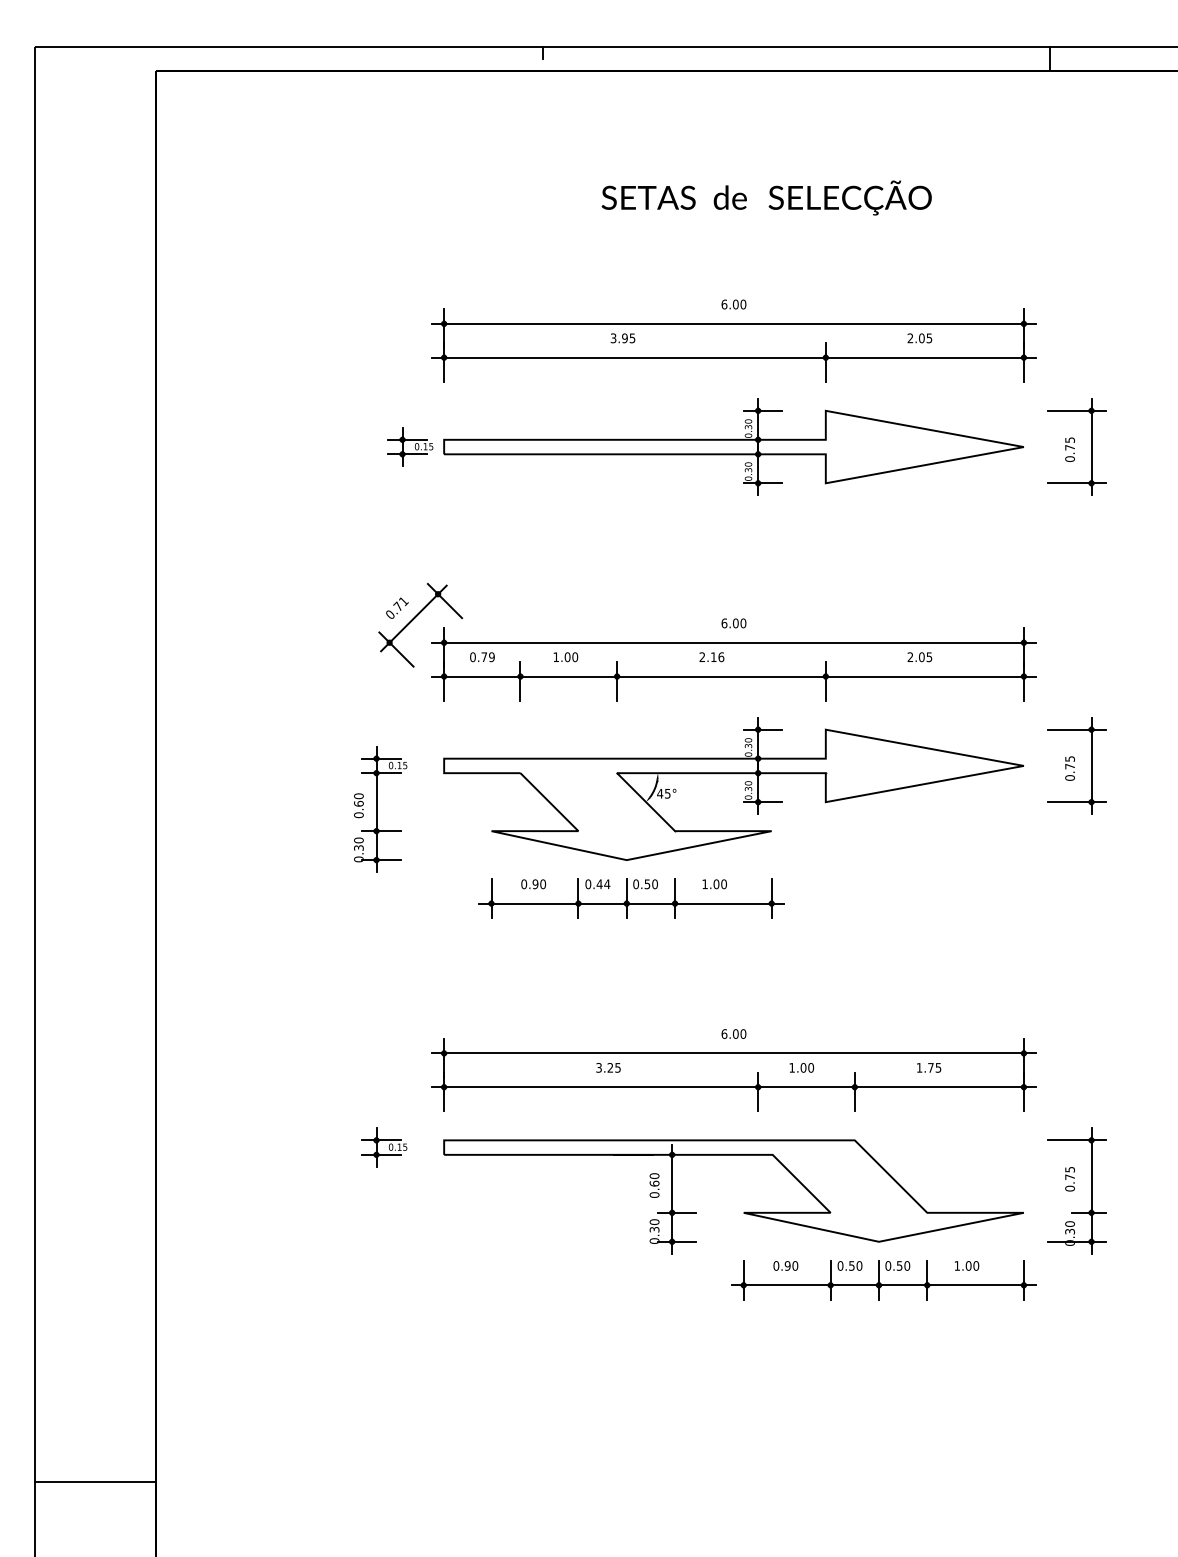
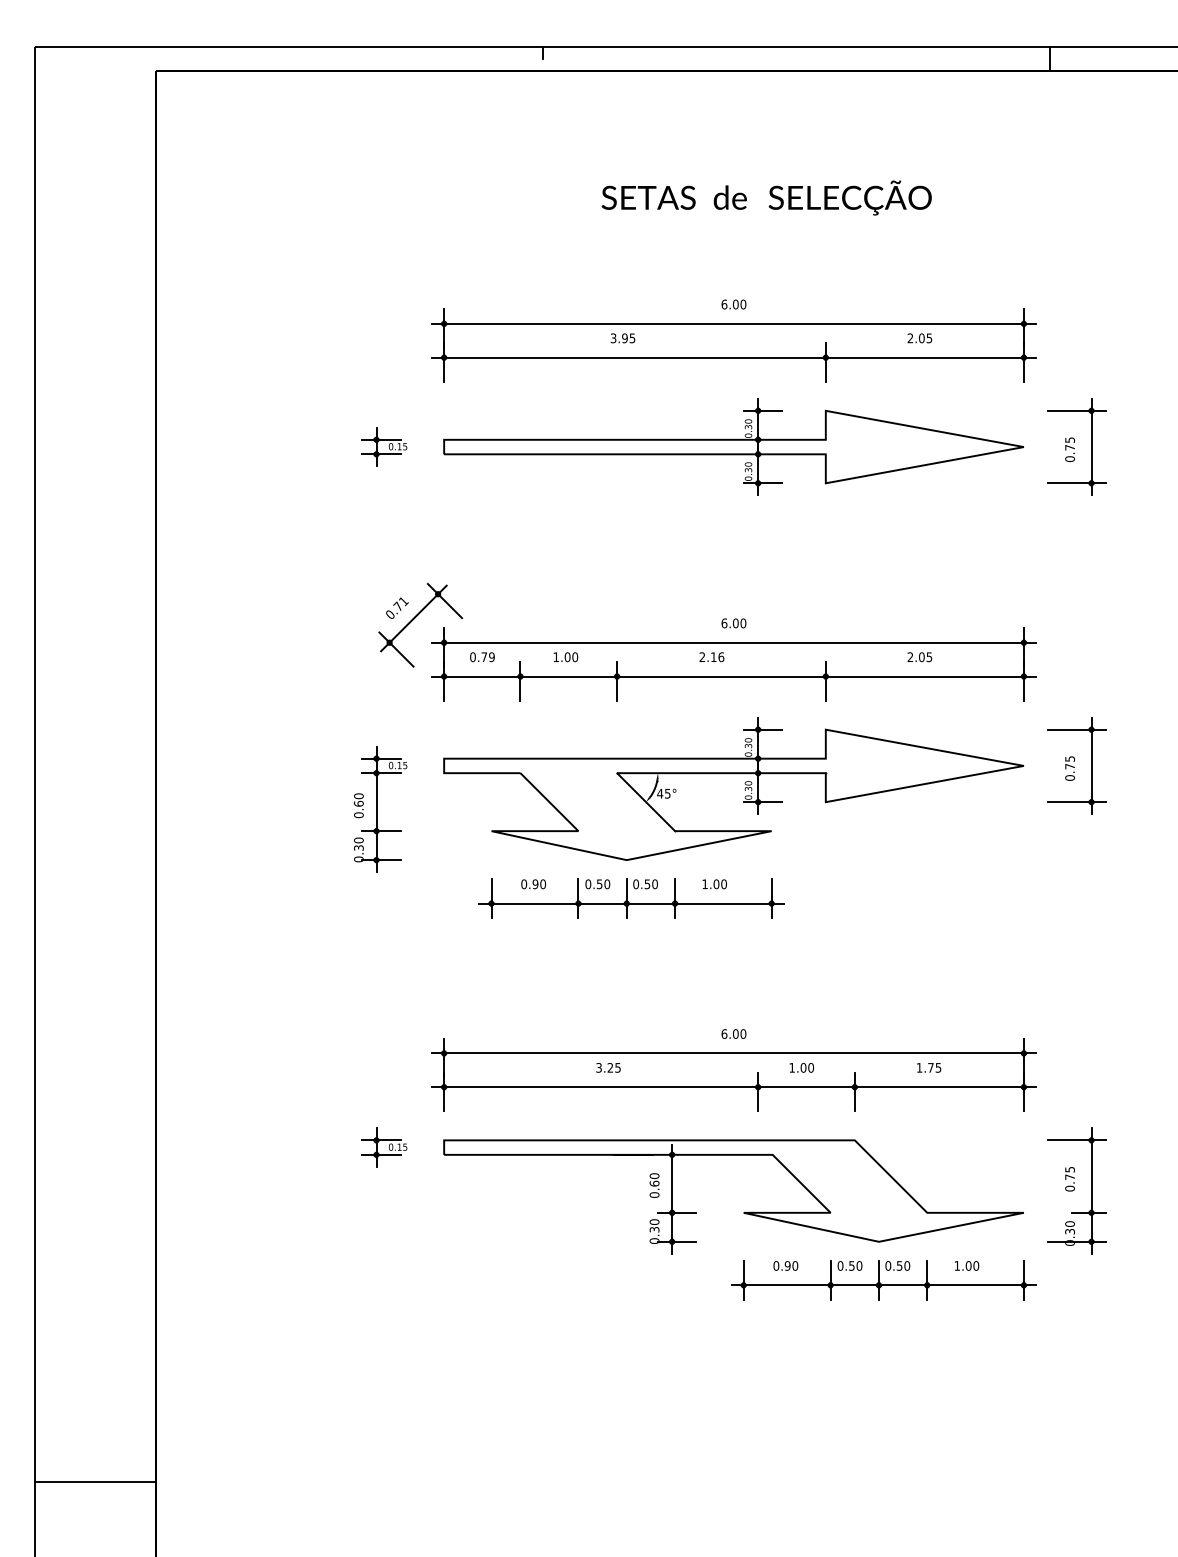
part position: (410, 446) -> (384, 446) (384, 446)
text: 0.44 -> 0.50 (603, 884)
